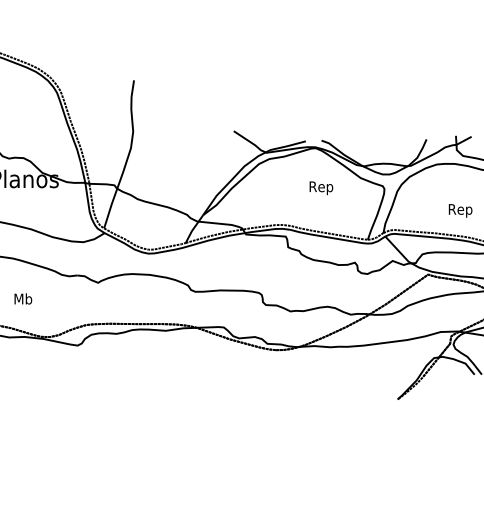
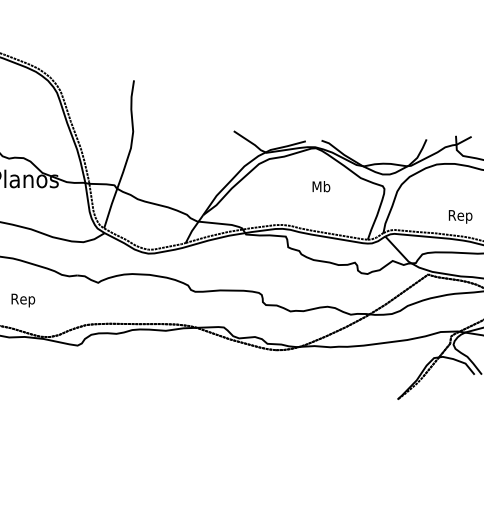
text: Rep -> Mb (321, 188)
text position: (460, 210) -> (460, 216) (460, 216)
text: Mb -> Rep (23, 300)
